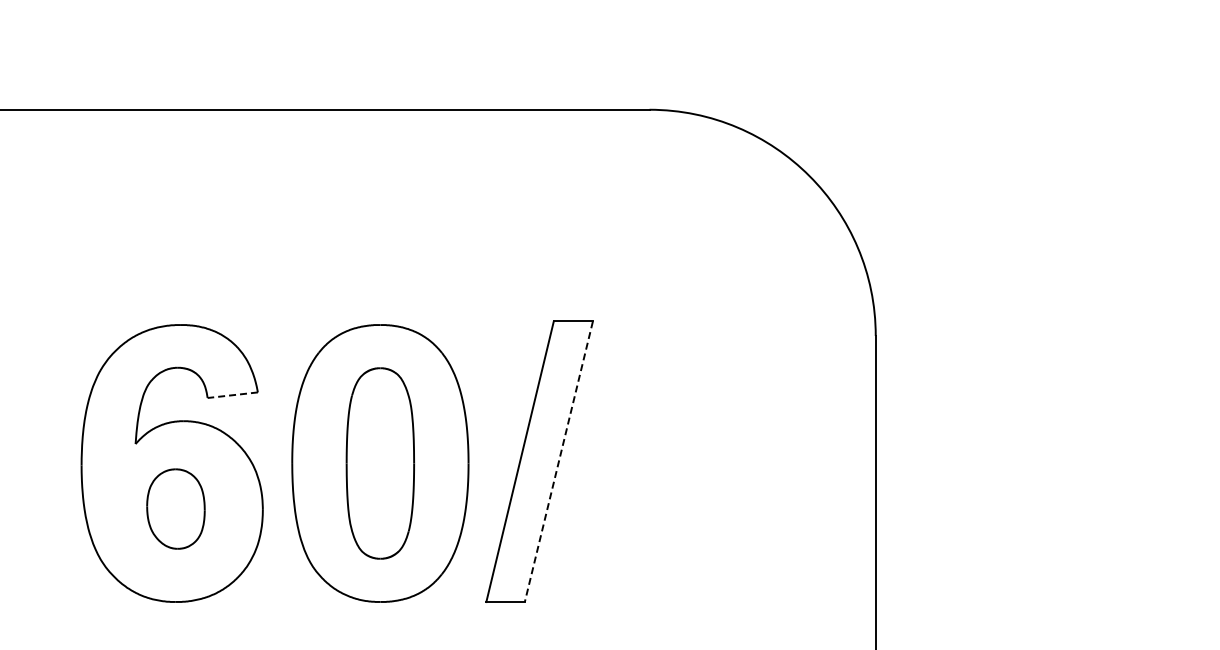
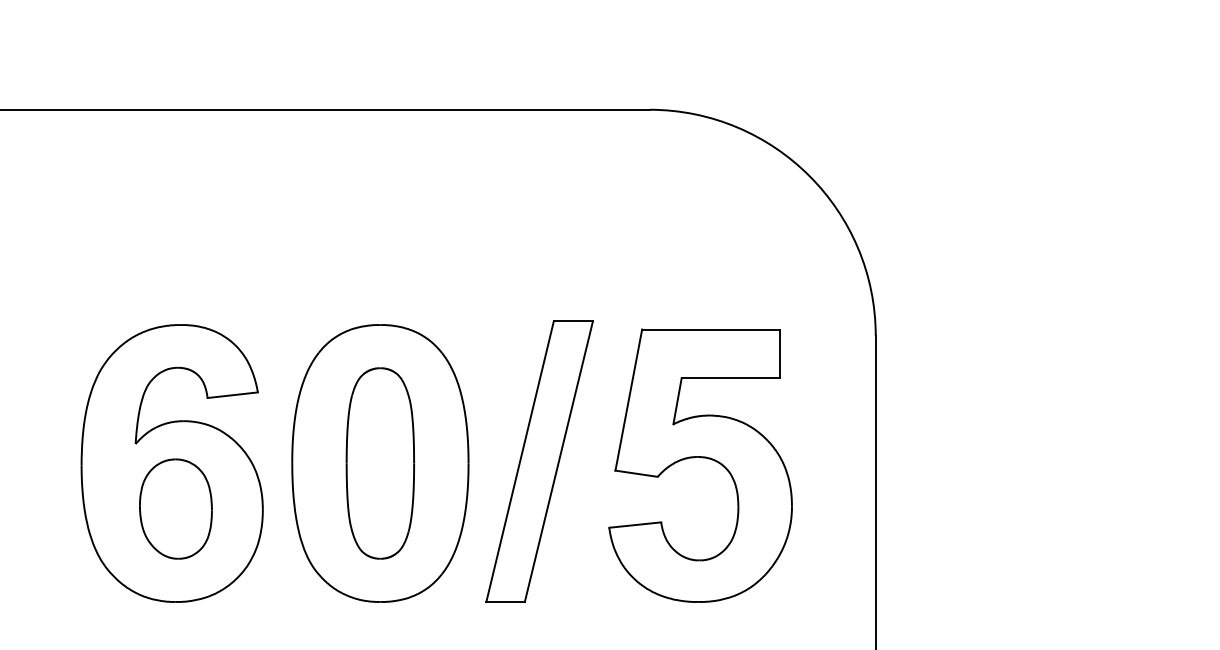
line: dashed -> solid (232, 395)
part: none -> present (701, 458)
line: dashed -> solid (558, 462)
part size: 60x82 px -> 74x102 px (175, 508)
